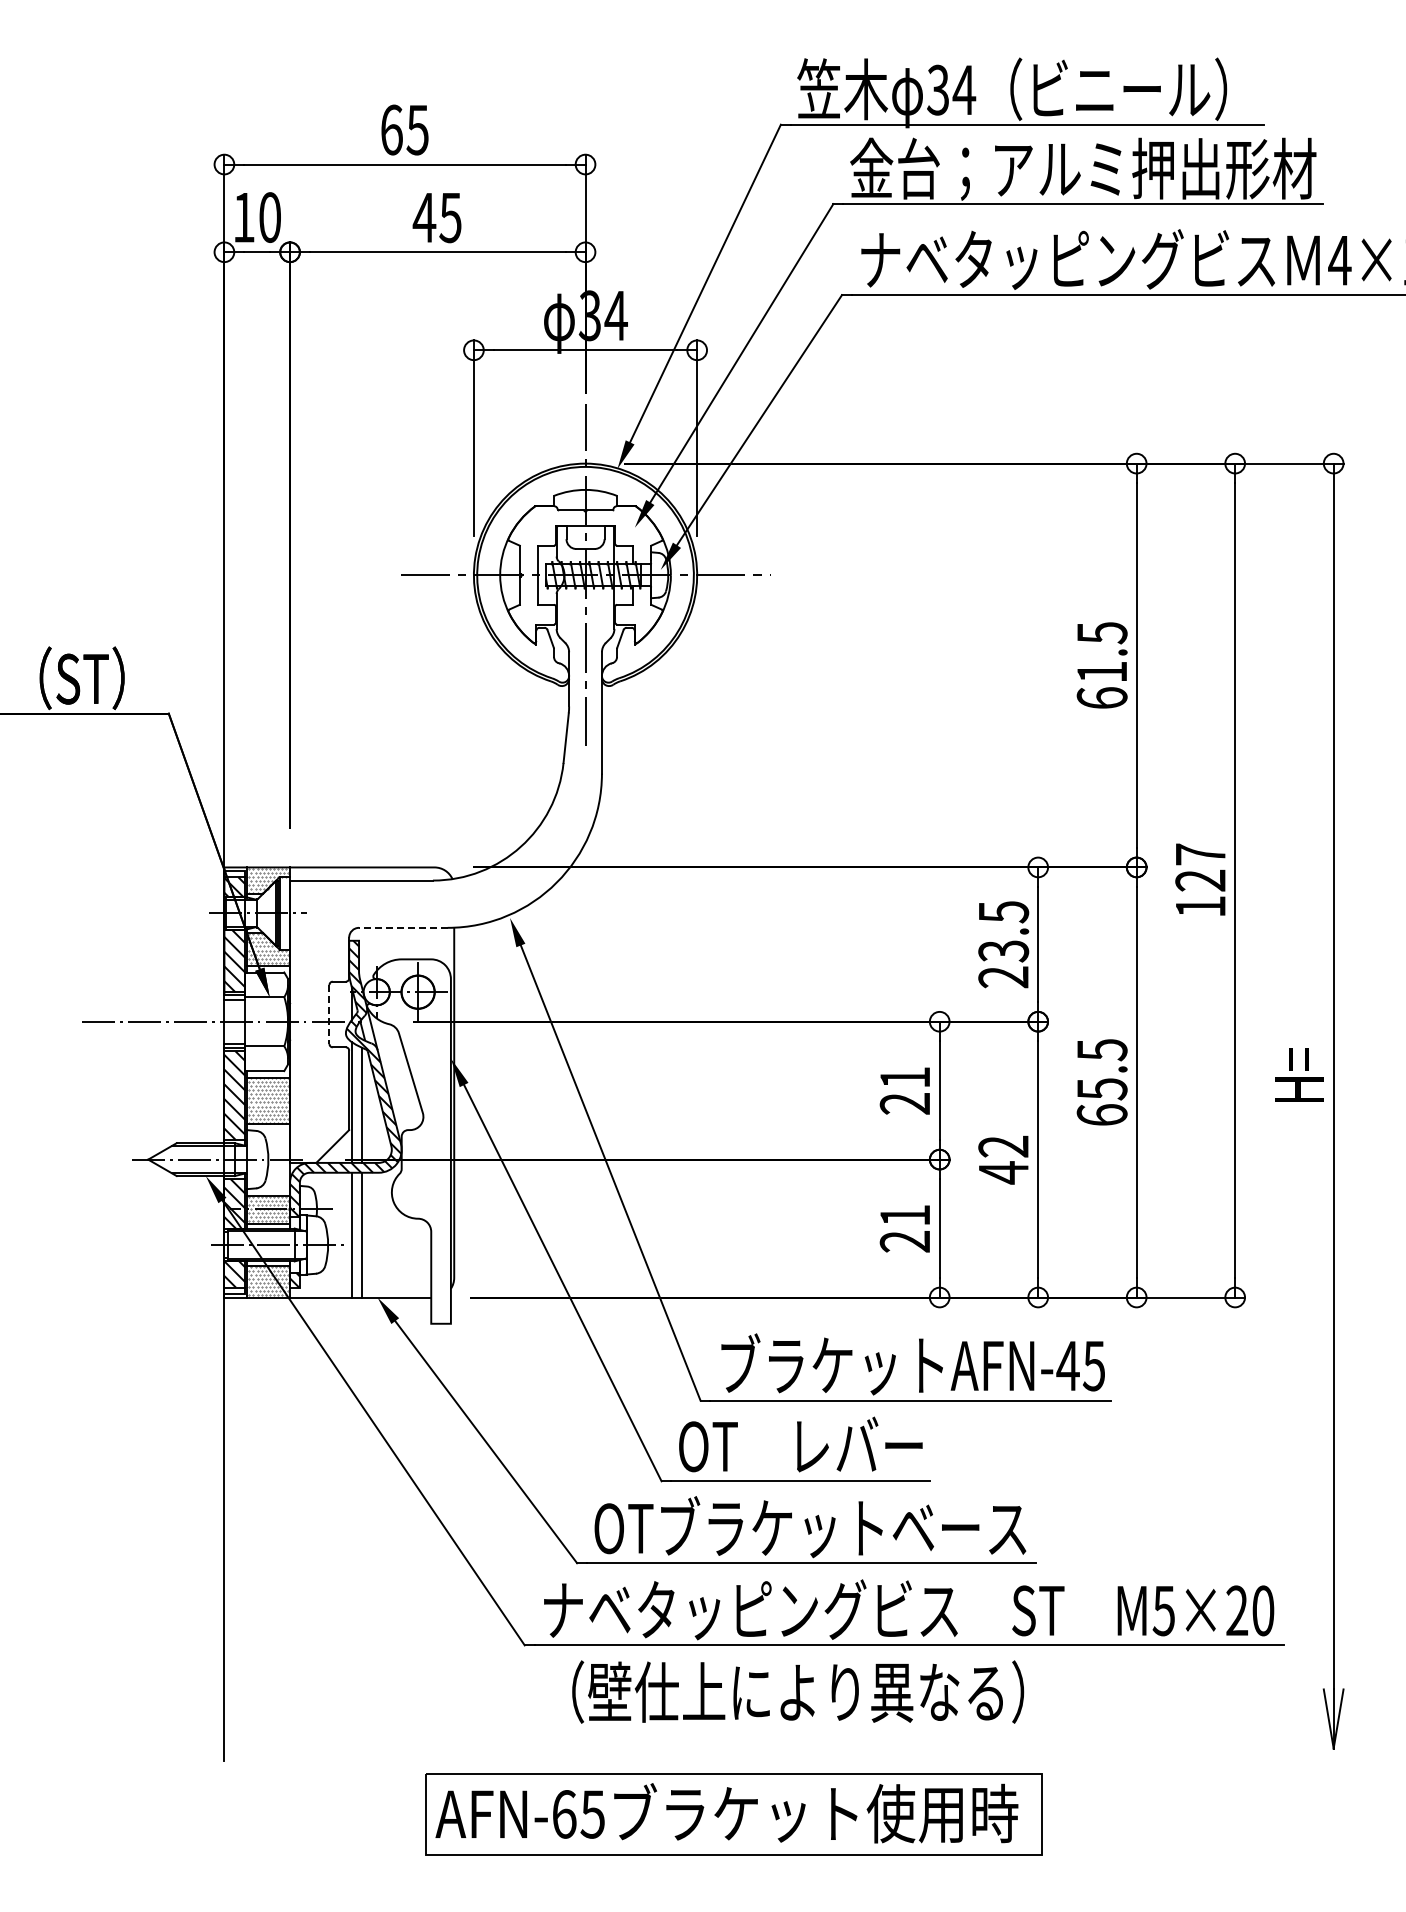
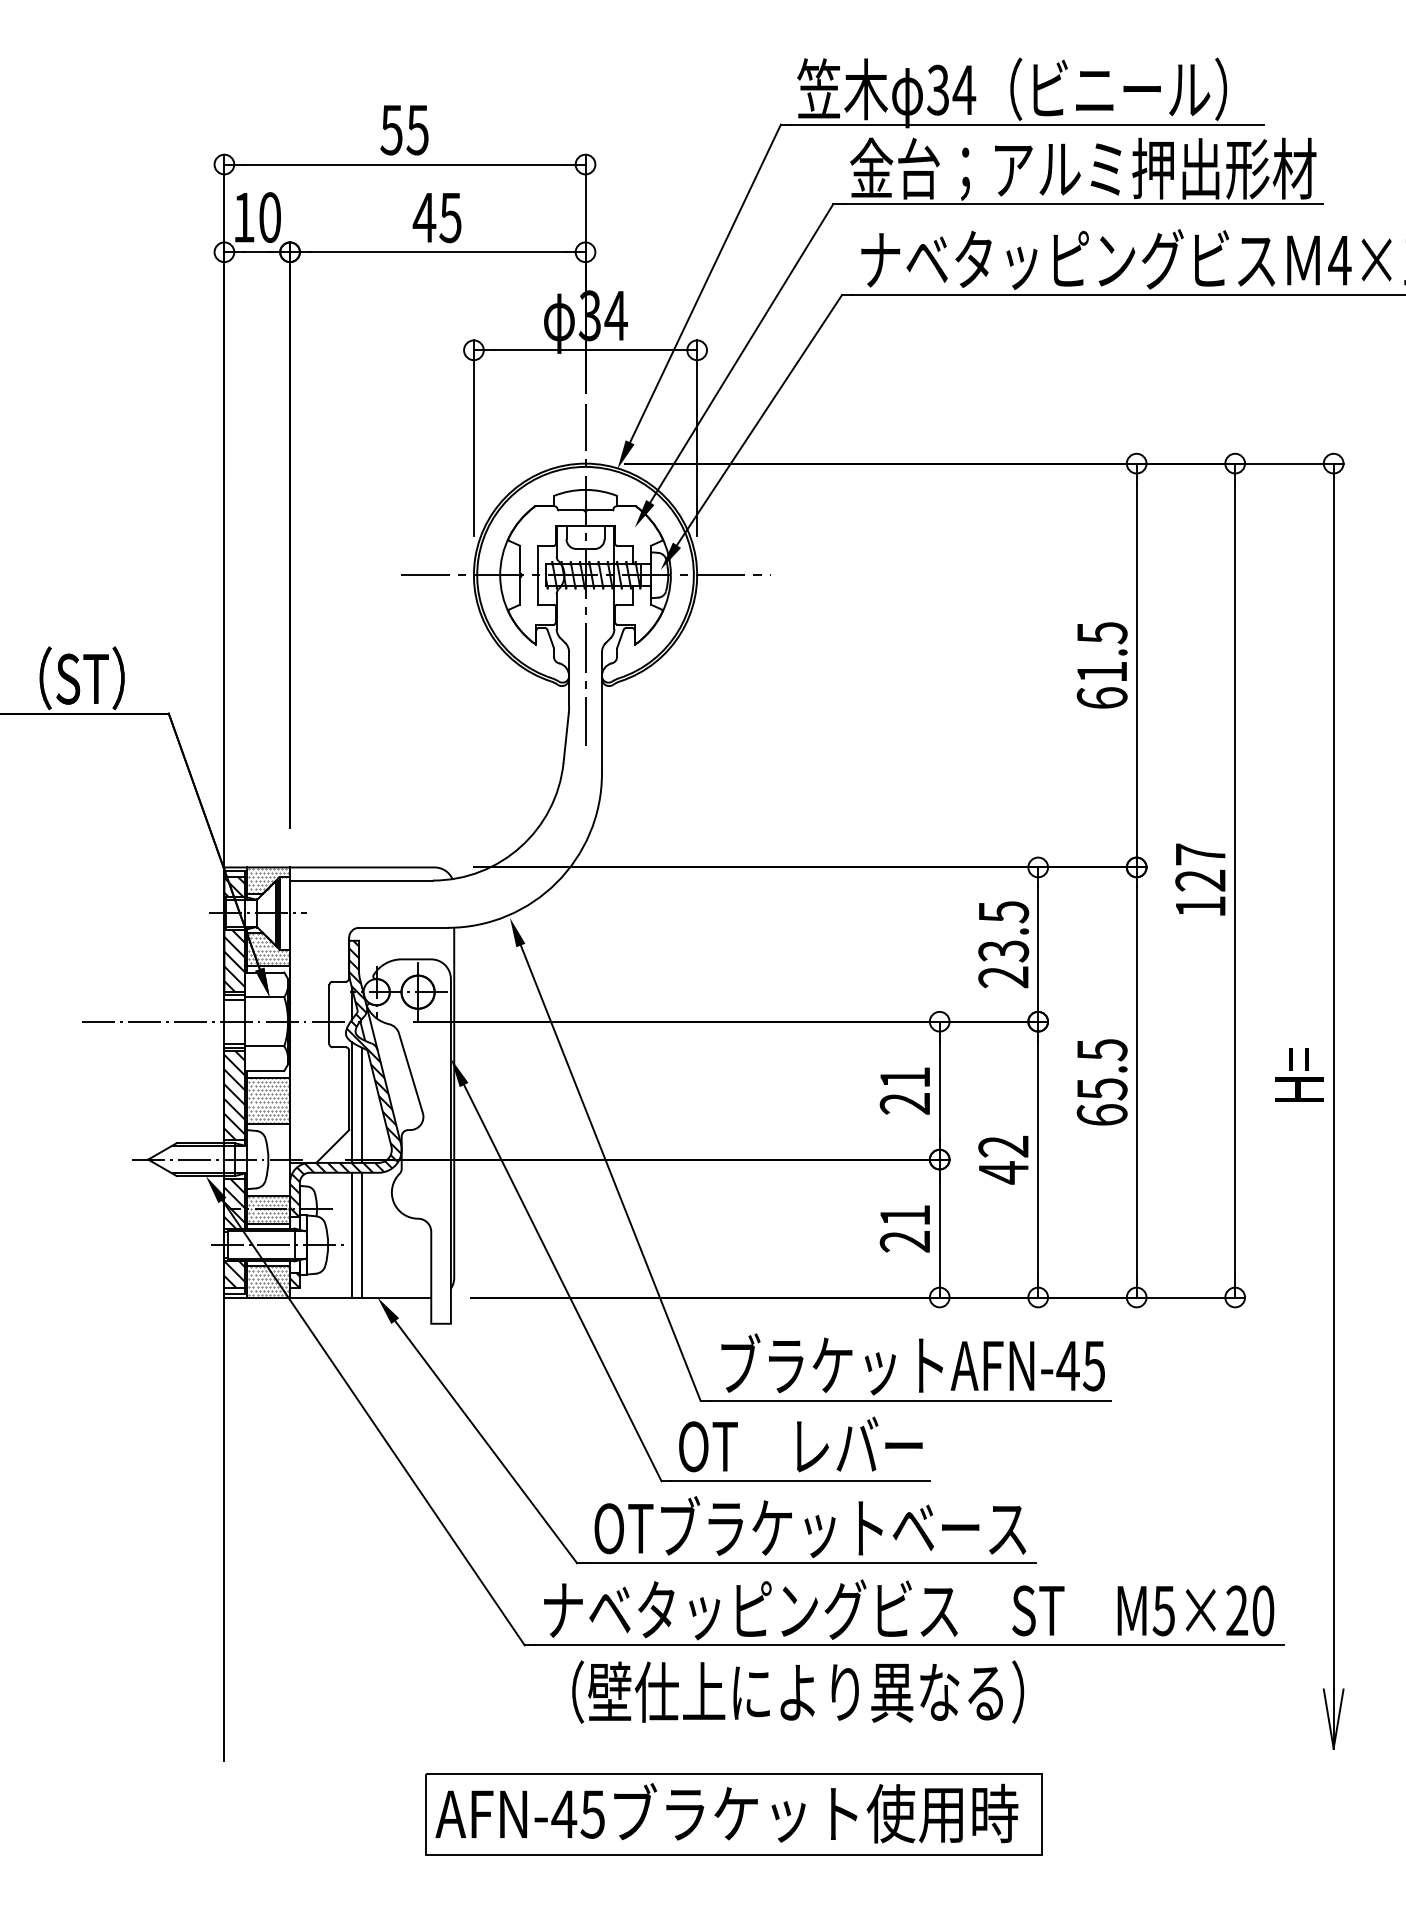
text: 65 -> 55 (391, 129)
line: dashed -> solid (402, 927)
line: dashed -> solid (329, 1014)
text: AFN-65 -> AFN-45 (564, 1814)
